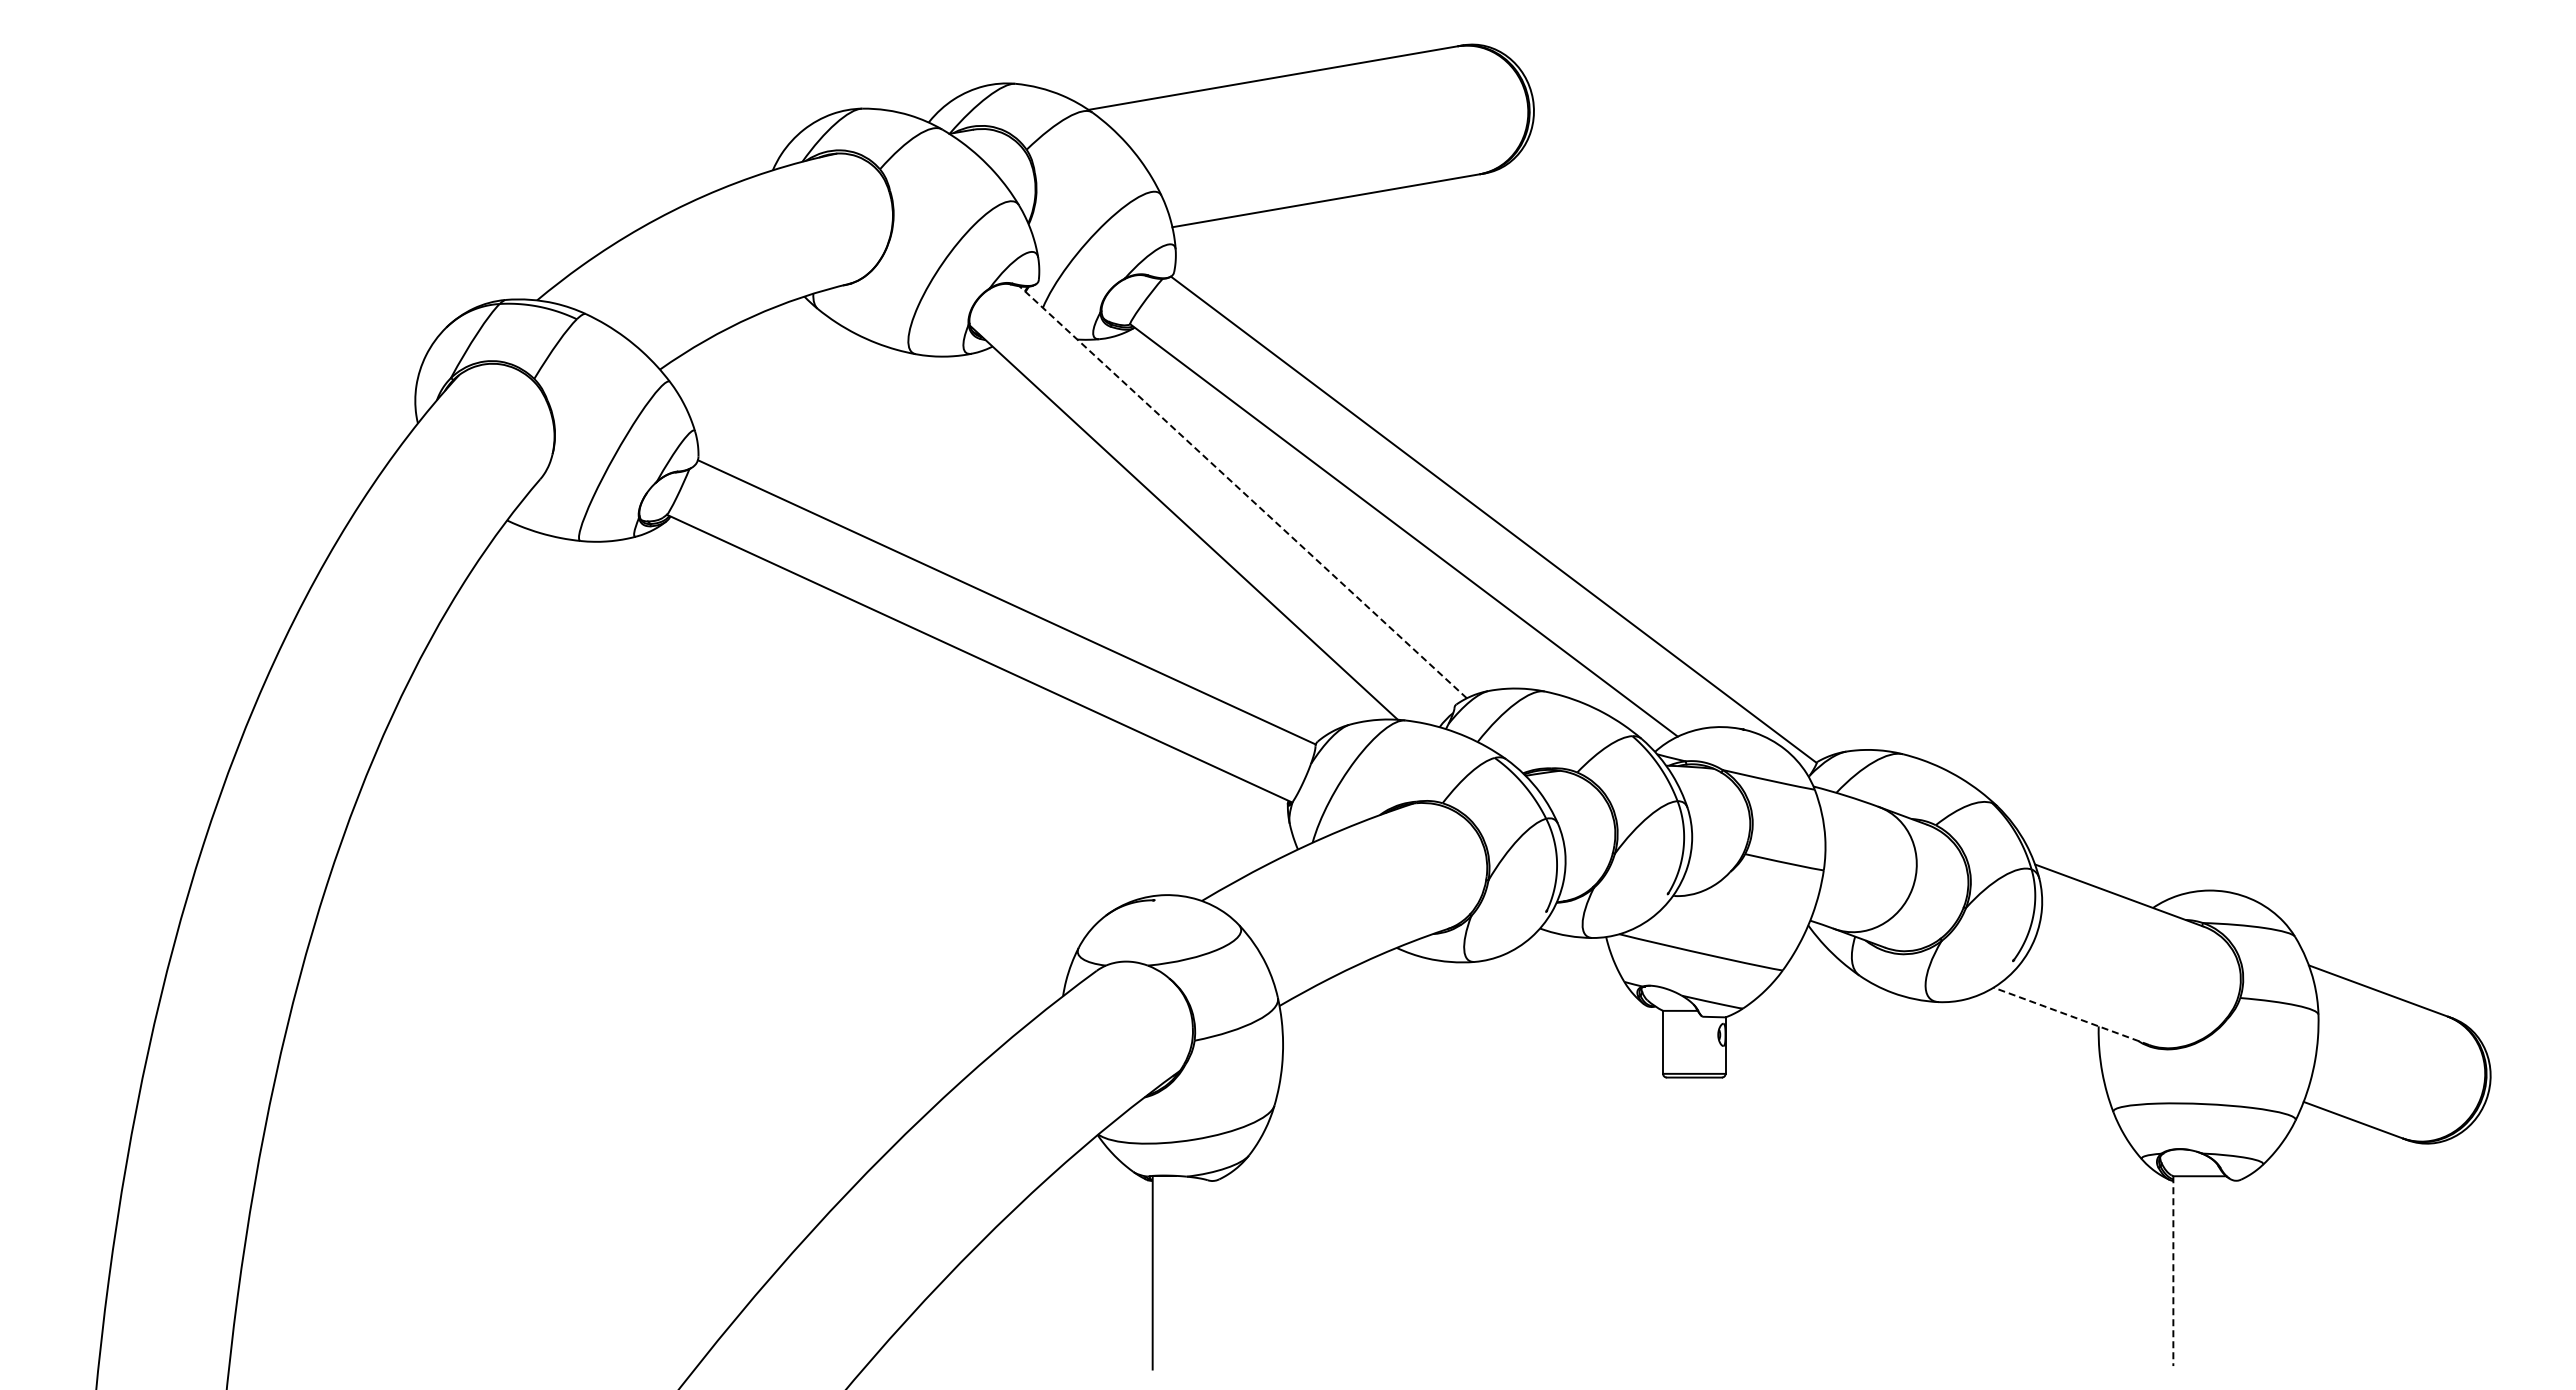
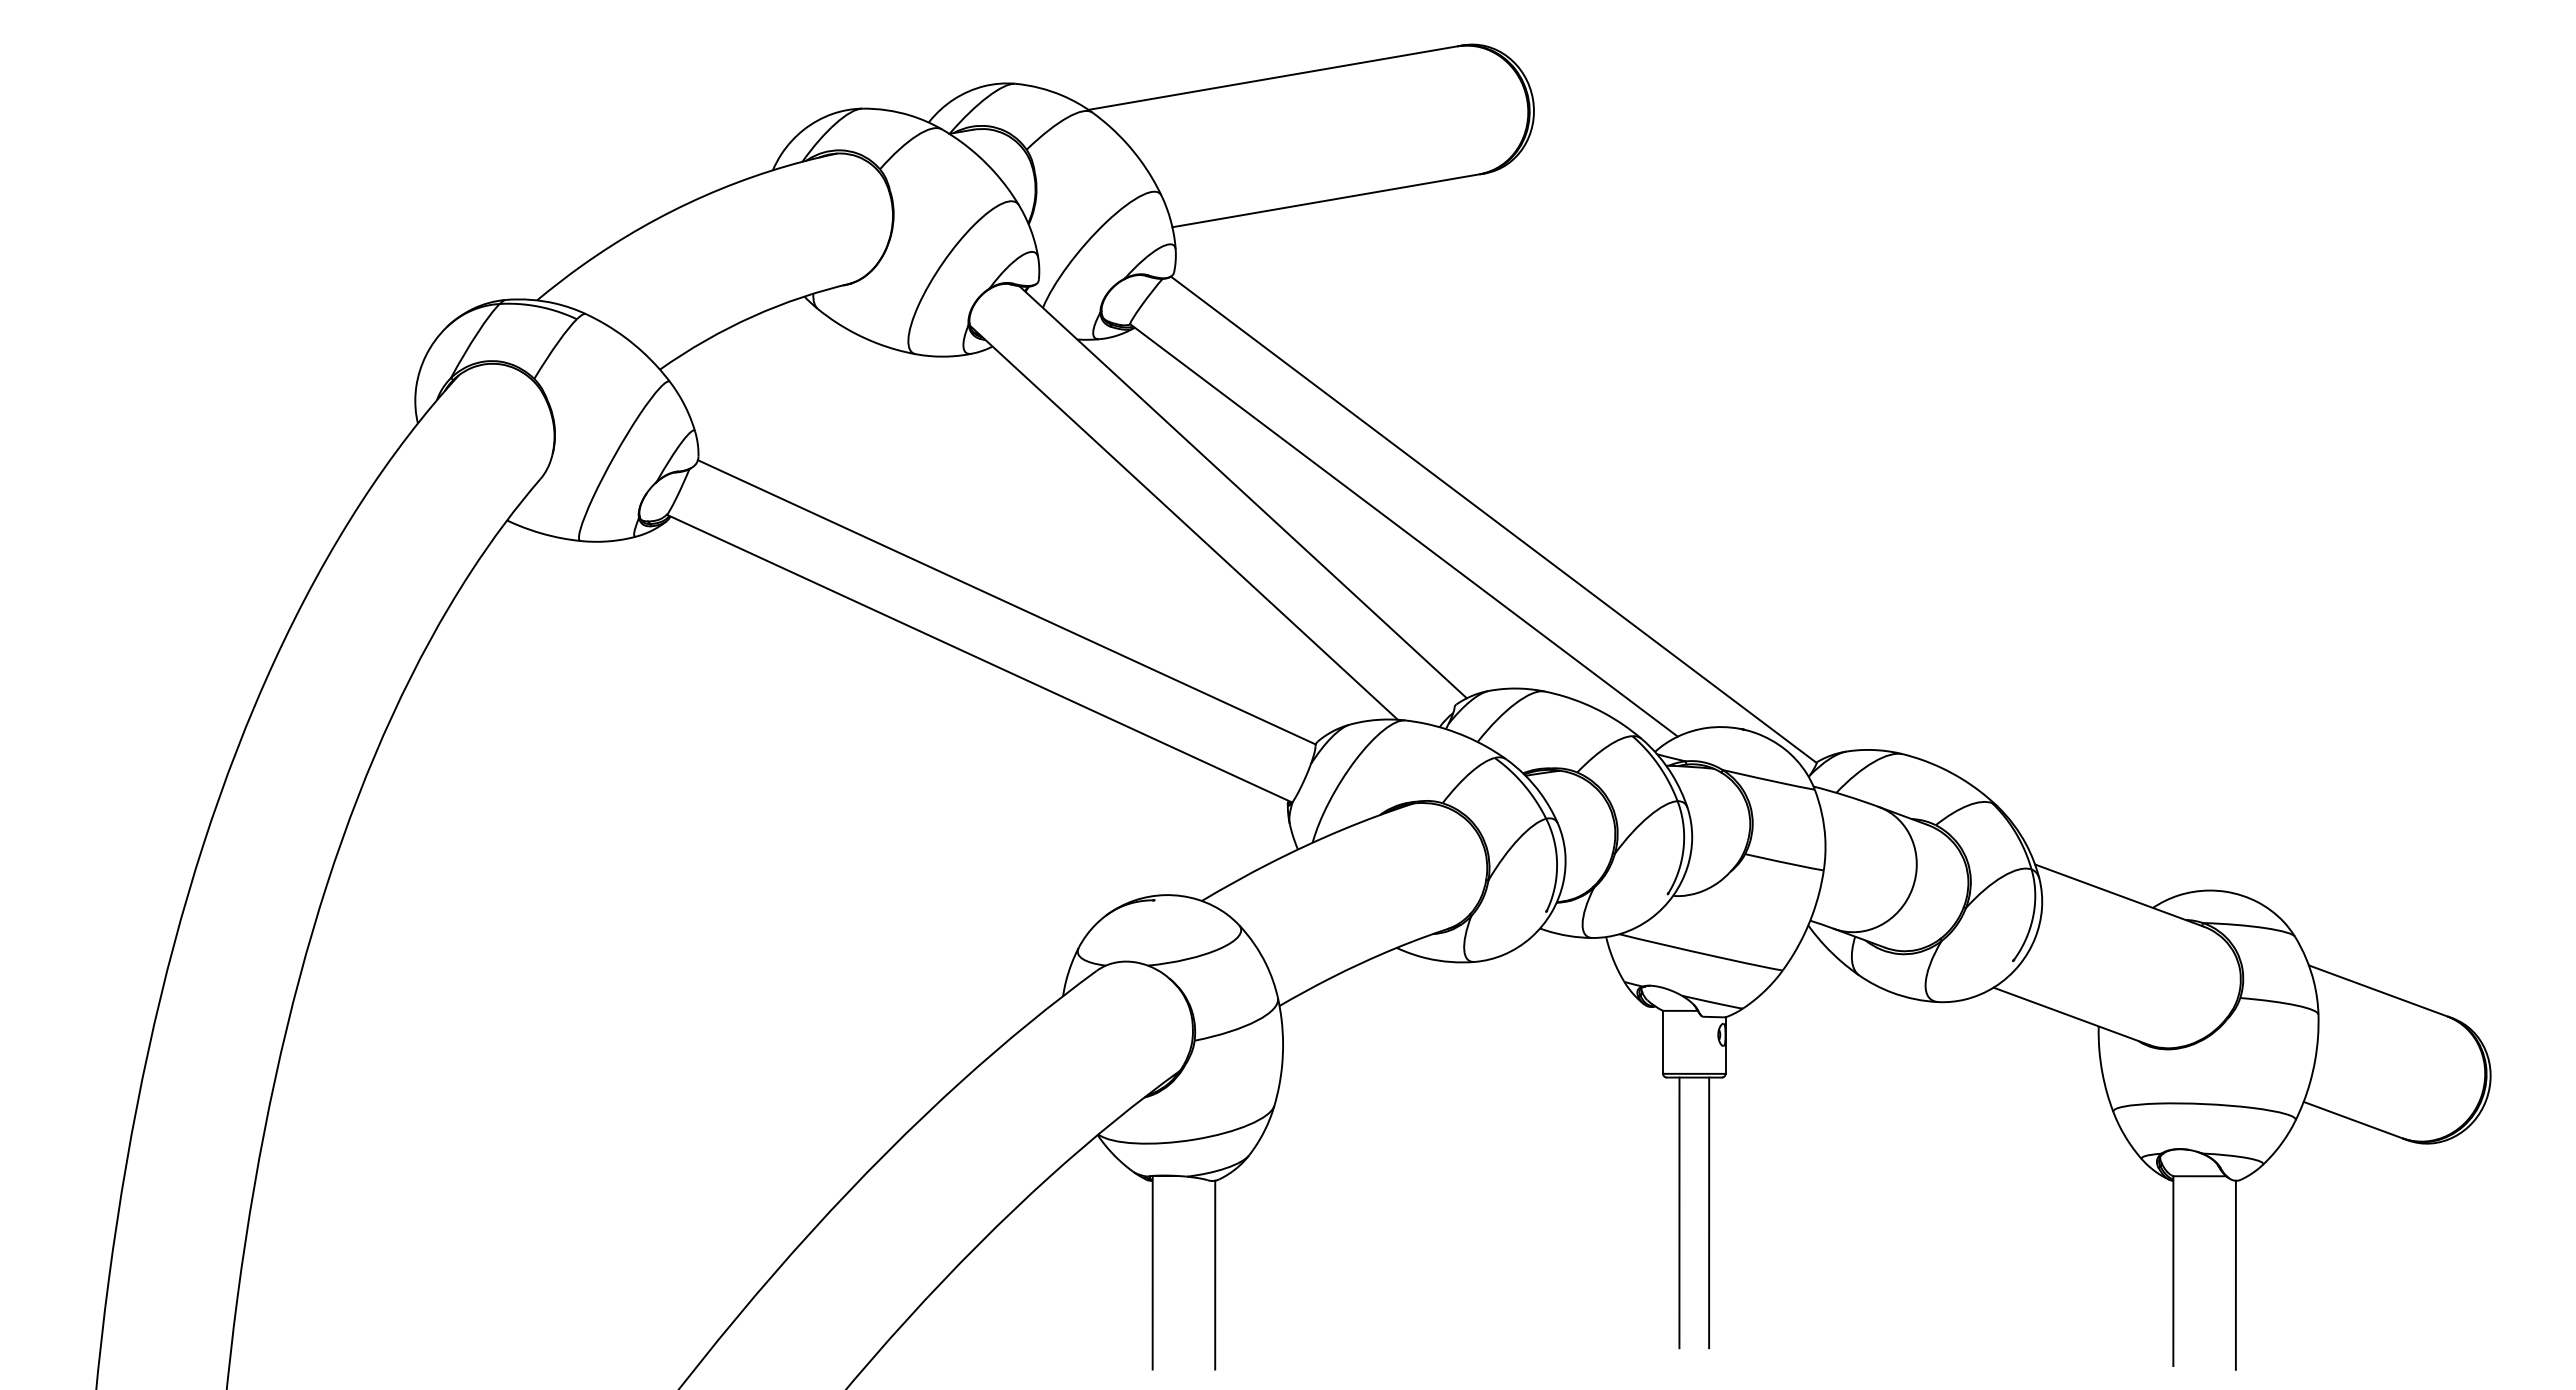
line: dashed -> solid (1242, 491)
line: dashed -> solid (2071, 1016)
line: none -> present (1679, 1212)
line: none -> present (1709, 1212)
line: dashed -> solid (2173, 1271)
line: none -> present (1215, 1274)
line: none -> present (2235, 1274)
